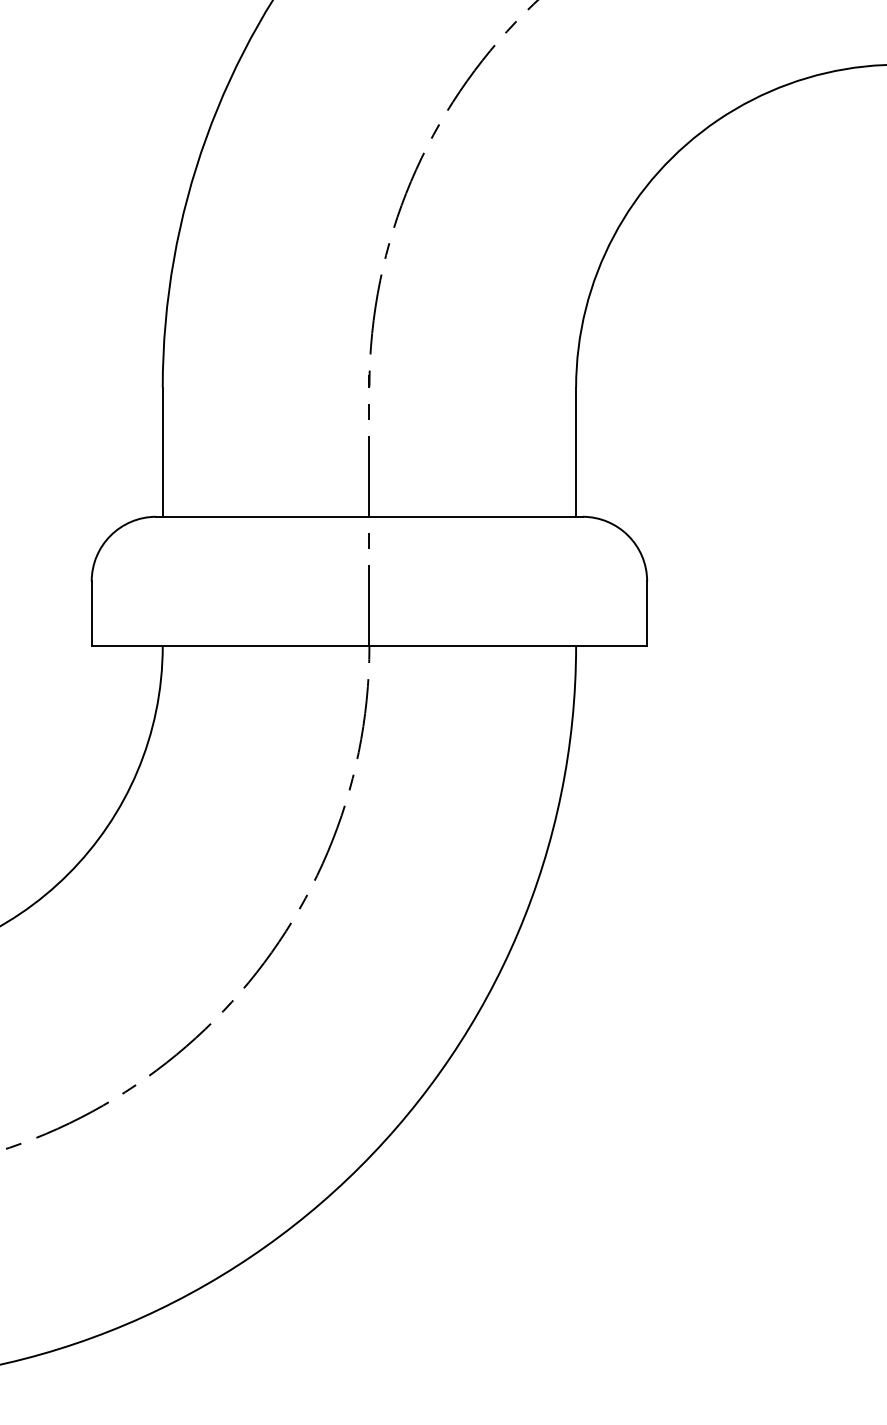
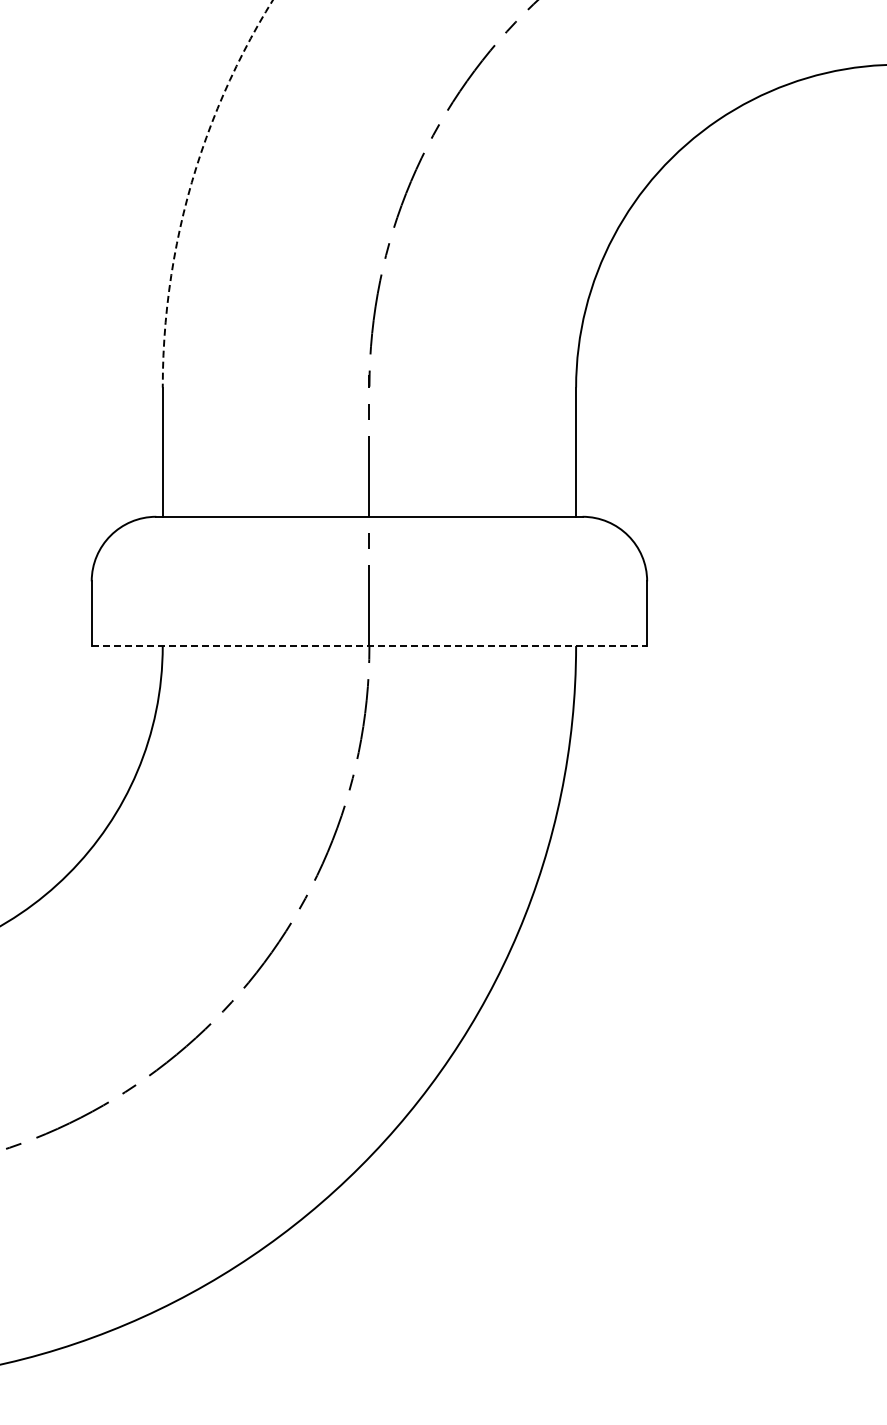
arc: solid -> dashed (190, 186)
line: solid -> dashed (369, 645)
